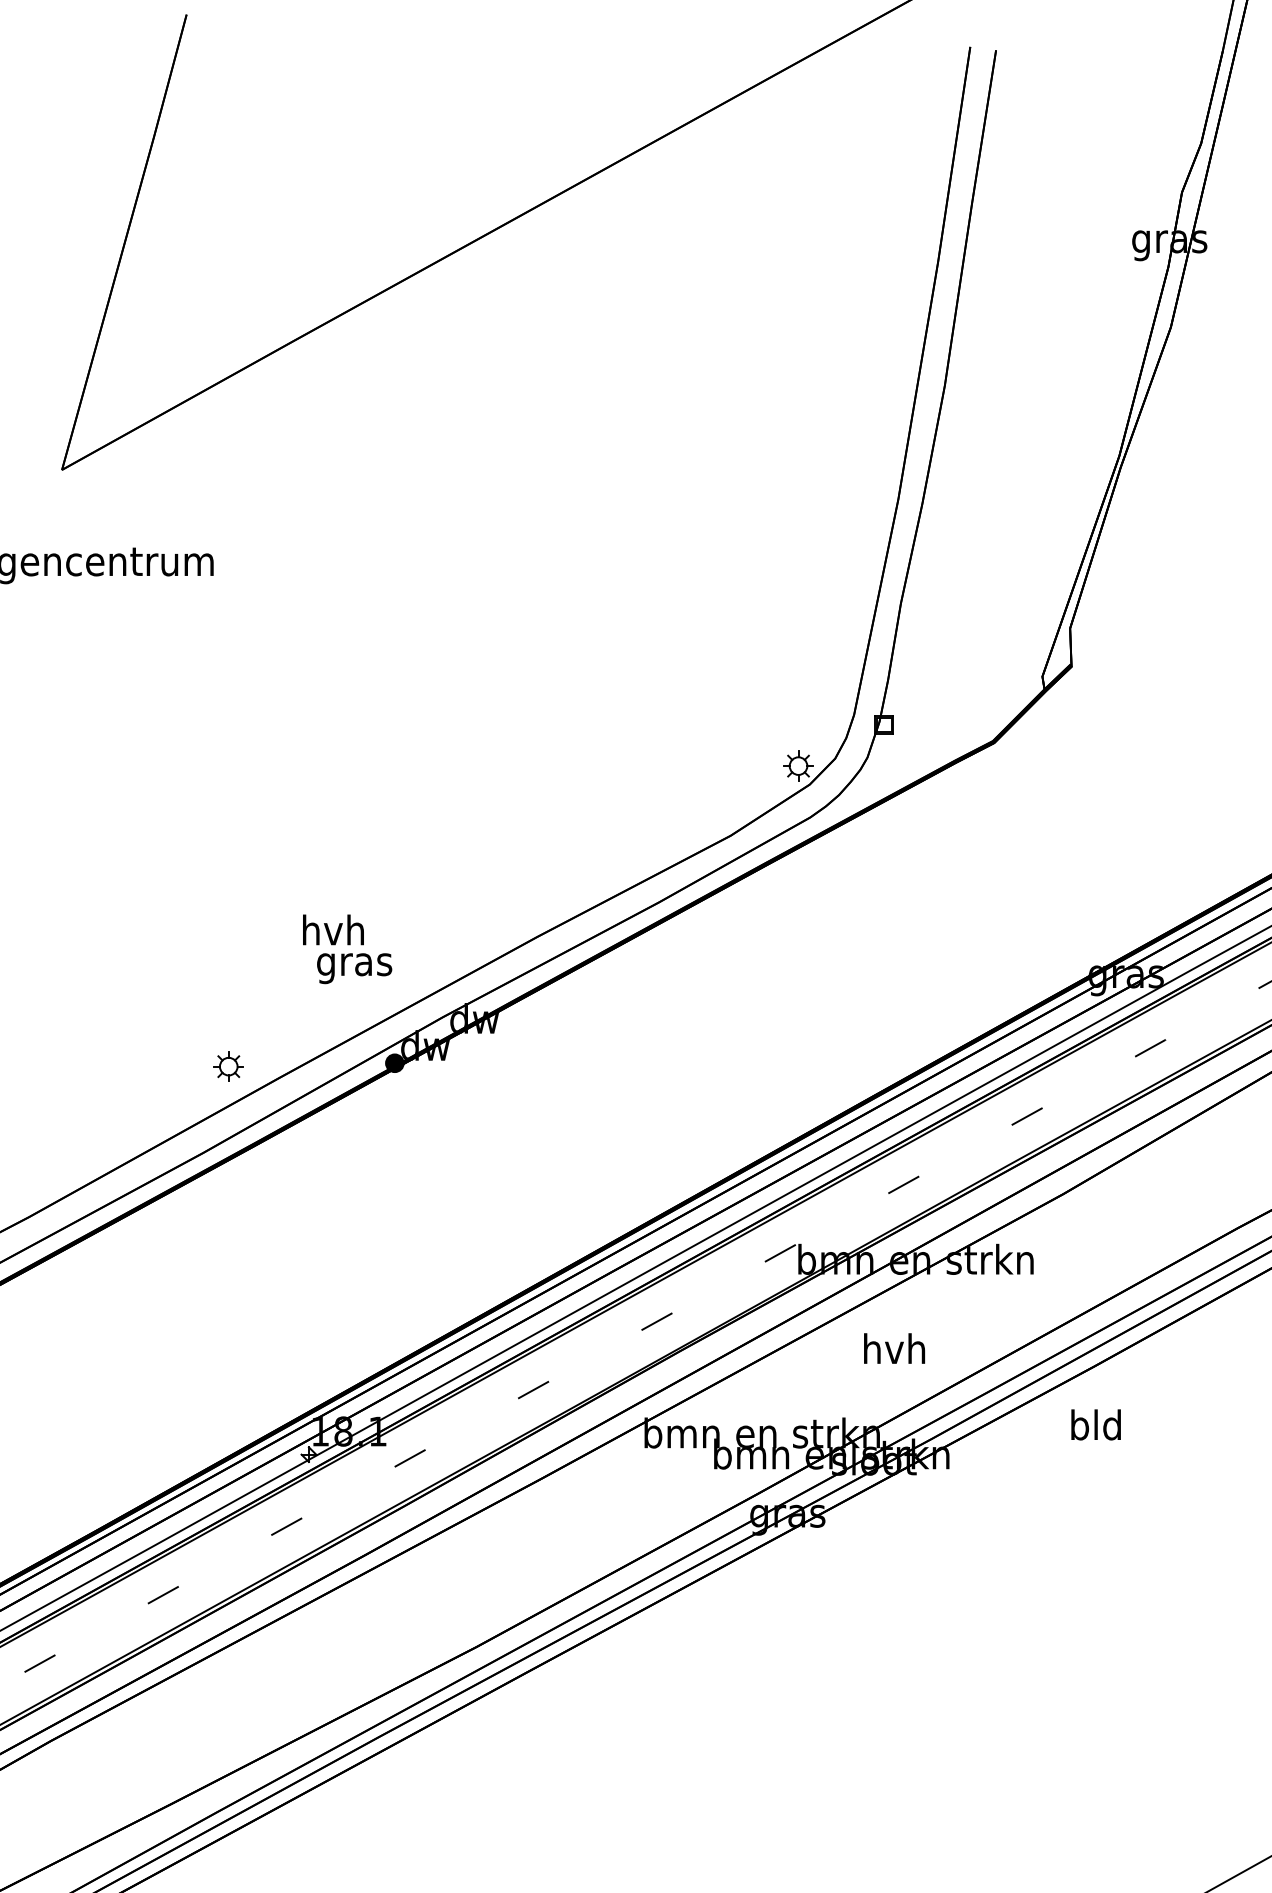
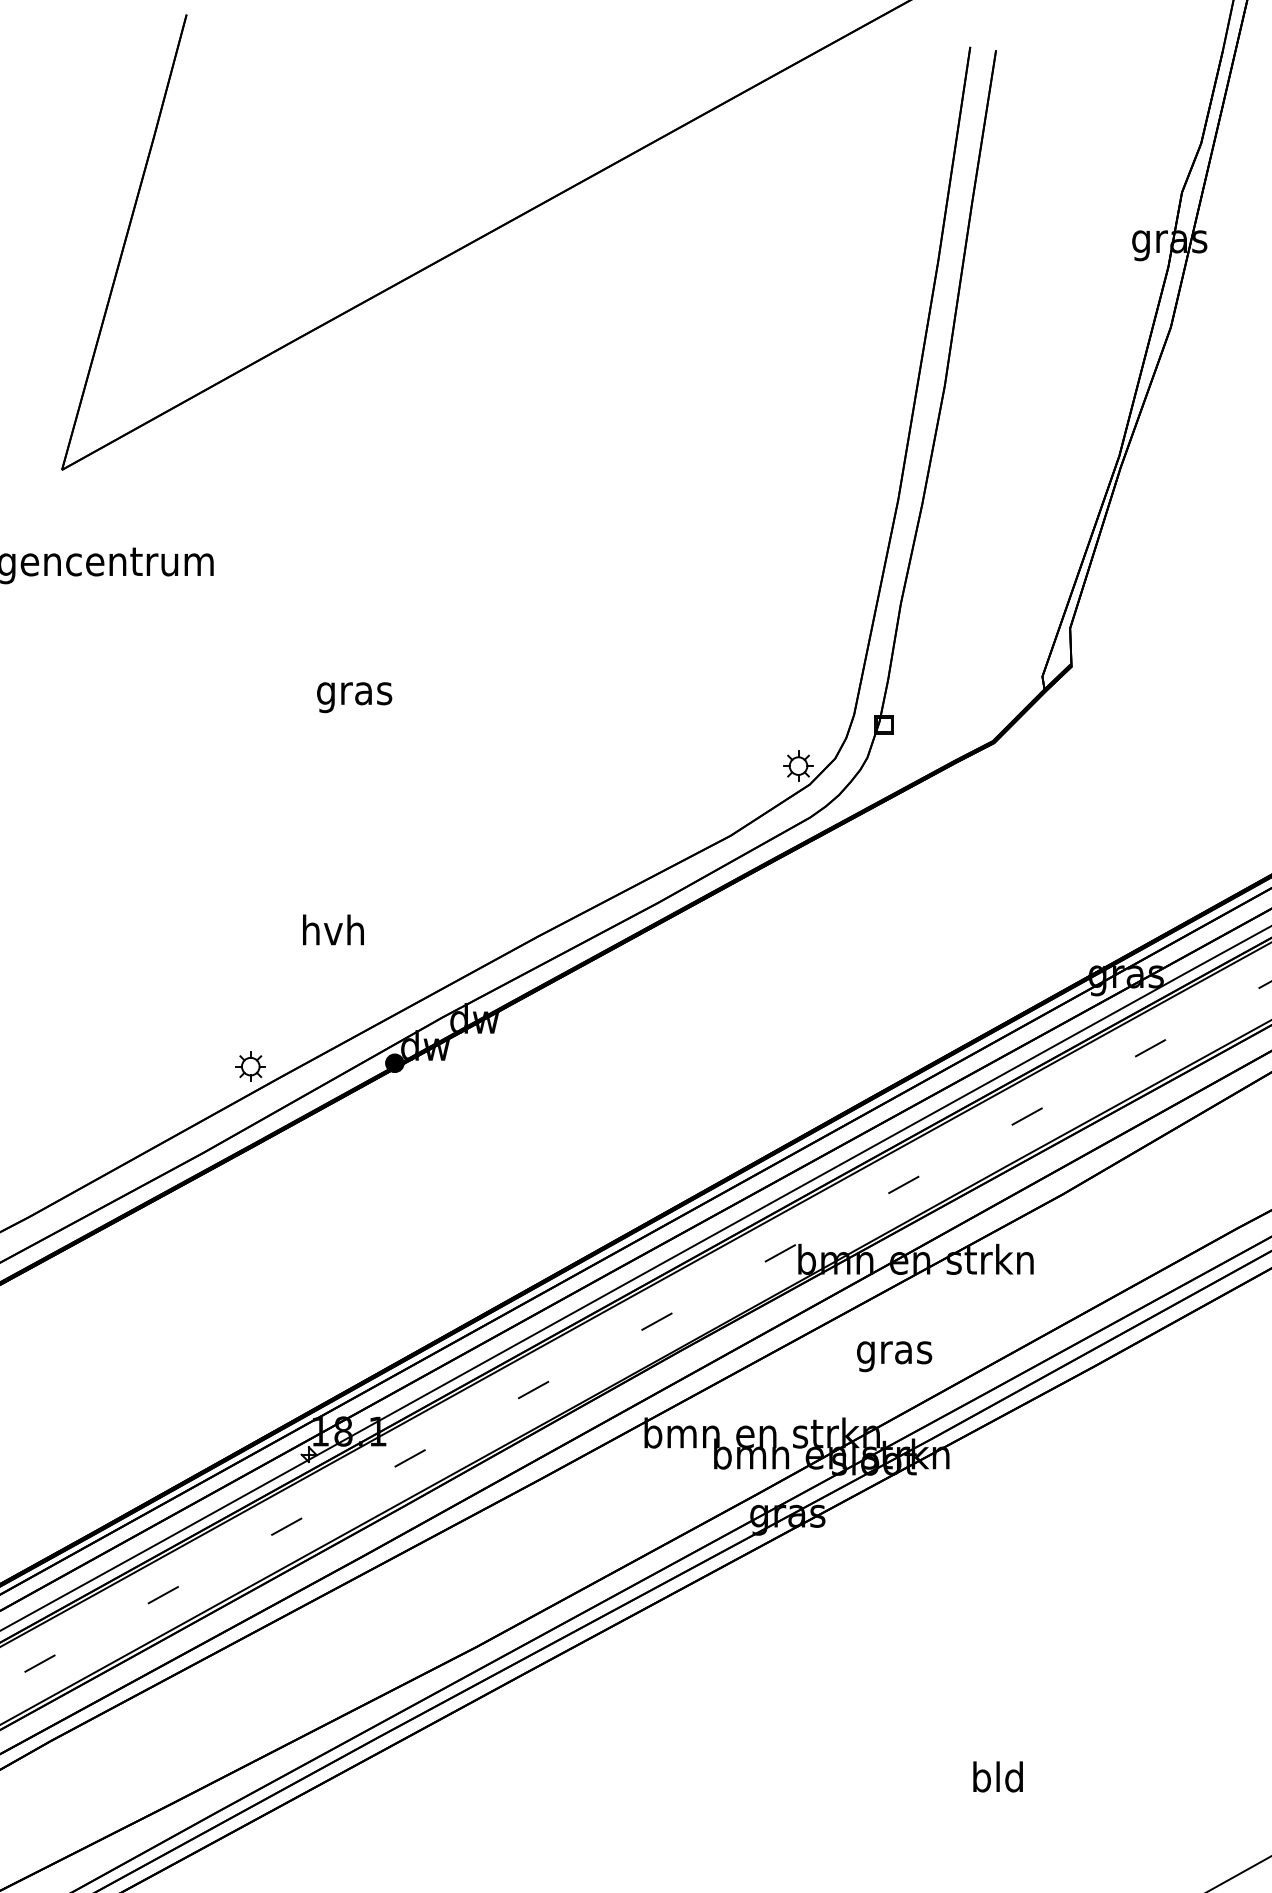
text position: (354, 968) -> (354, 697) (354, 697)
part position: (228, 1066) -> (250, 1066) (250, 1066)
text: hvh -> gras (894, 1352)
text position: (1095, 1424) -> (997, 1776) (997, 1776)
